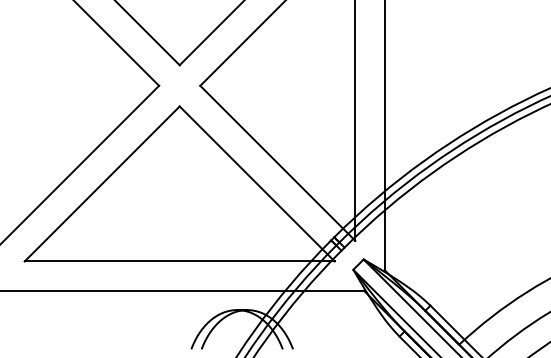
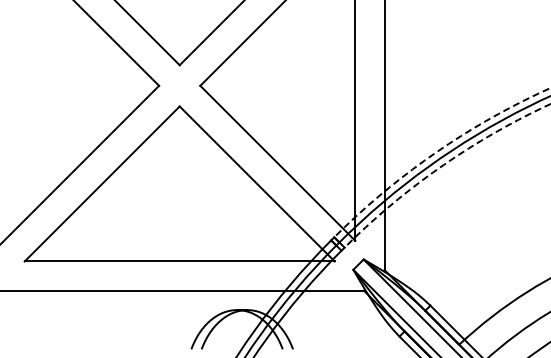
arc: solid -> dashed (436, 152)
arc: solid -> dashed (441, 166)
